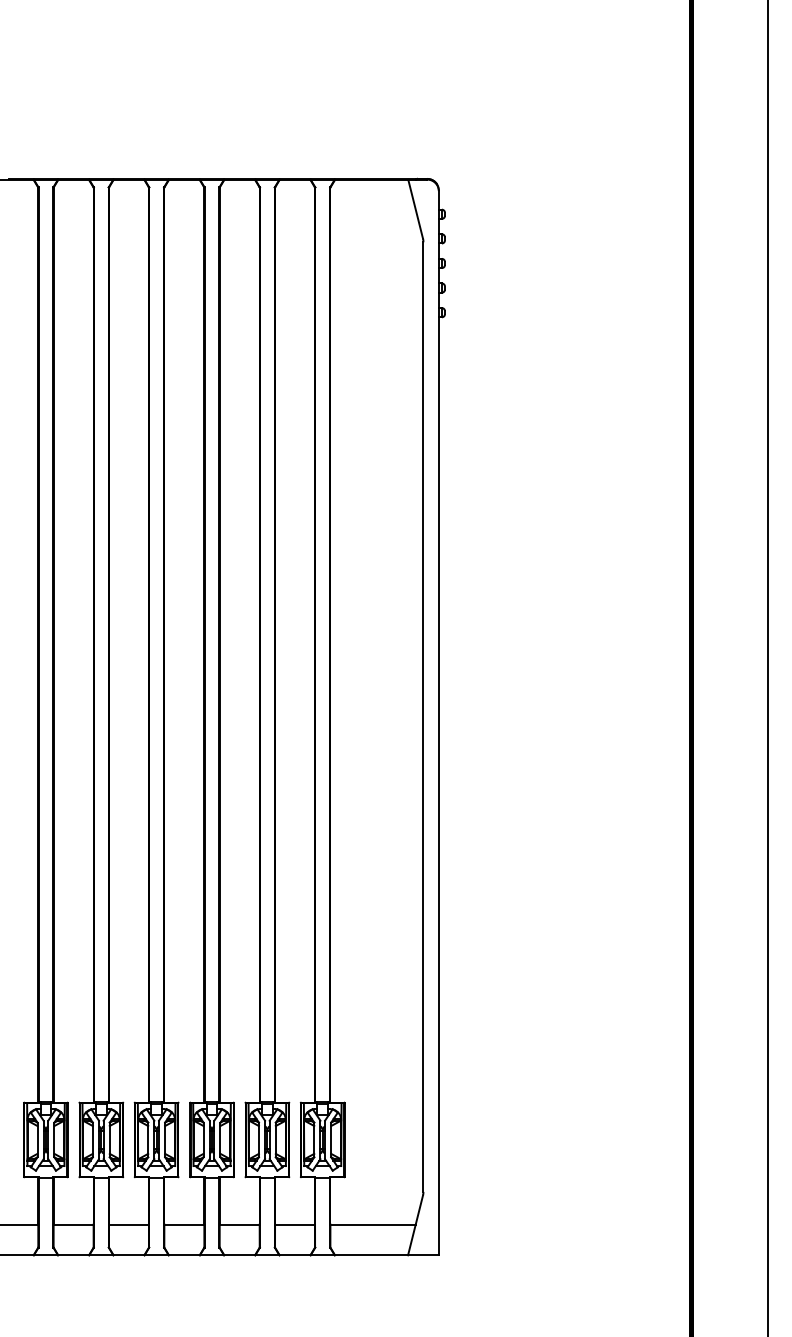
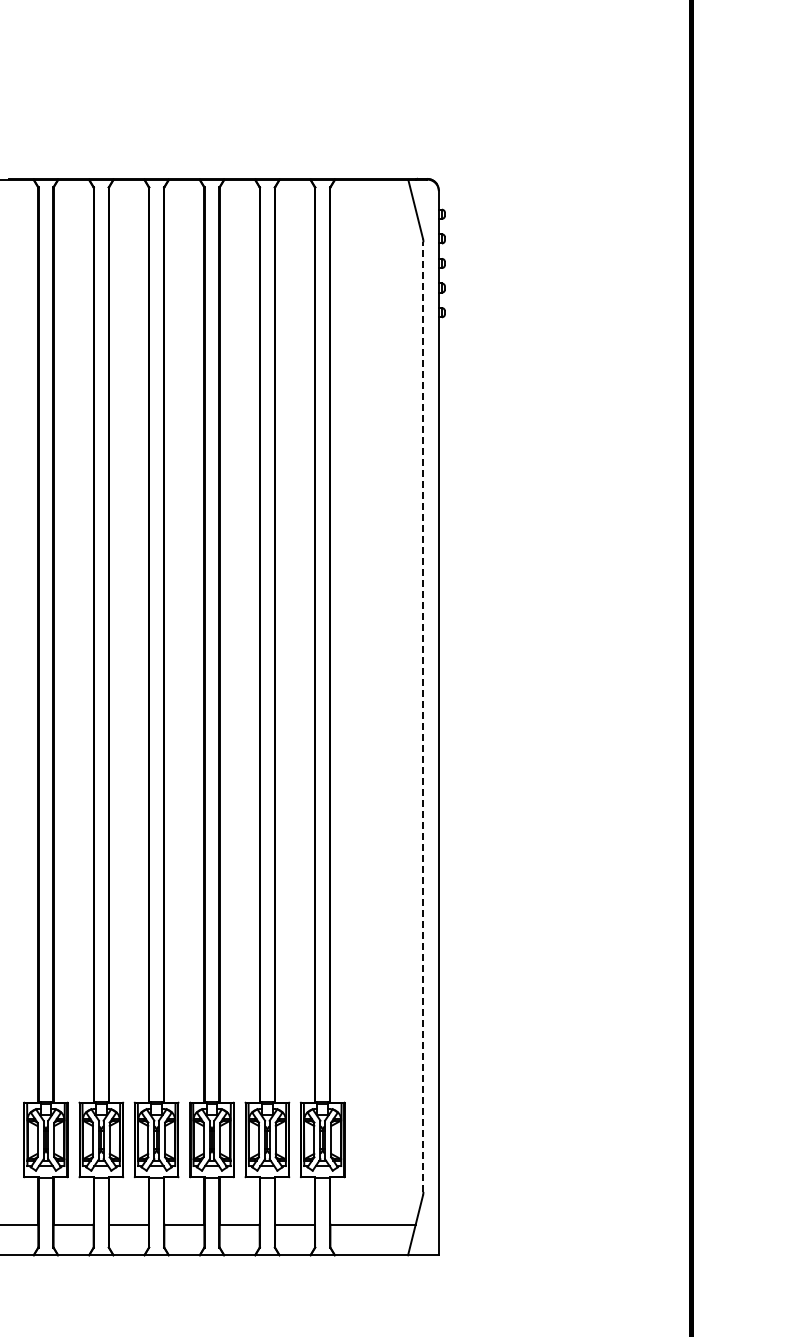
line: present -> none (768, 667)
line: solid -> dashed (423, 717)
